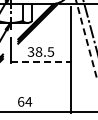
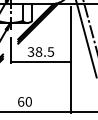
line: dashed -> solid (86, 38)
line: dashed -> solid (41, 61)
text: 64 -> 60 (28, 101)
